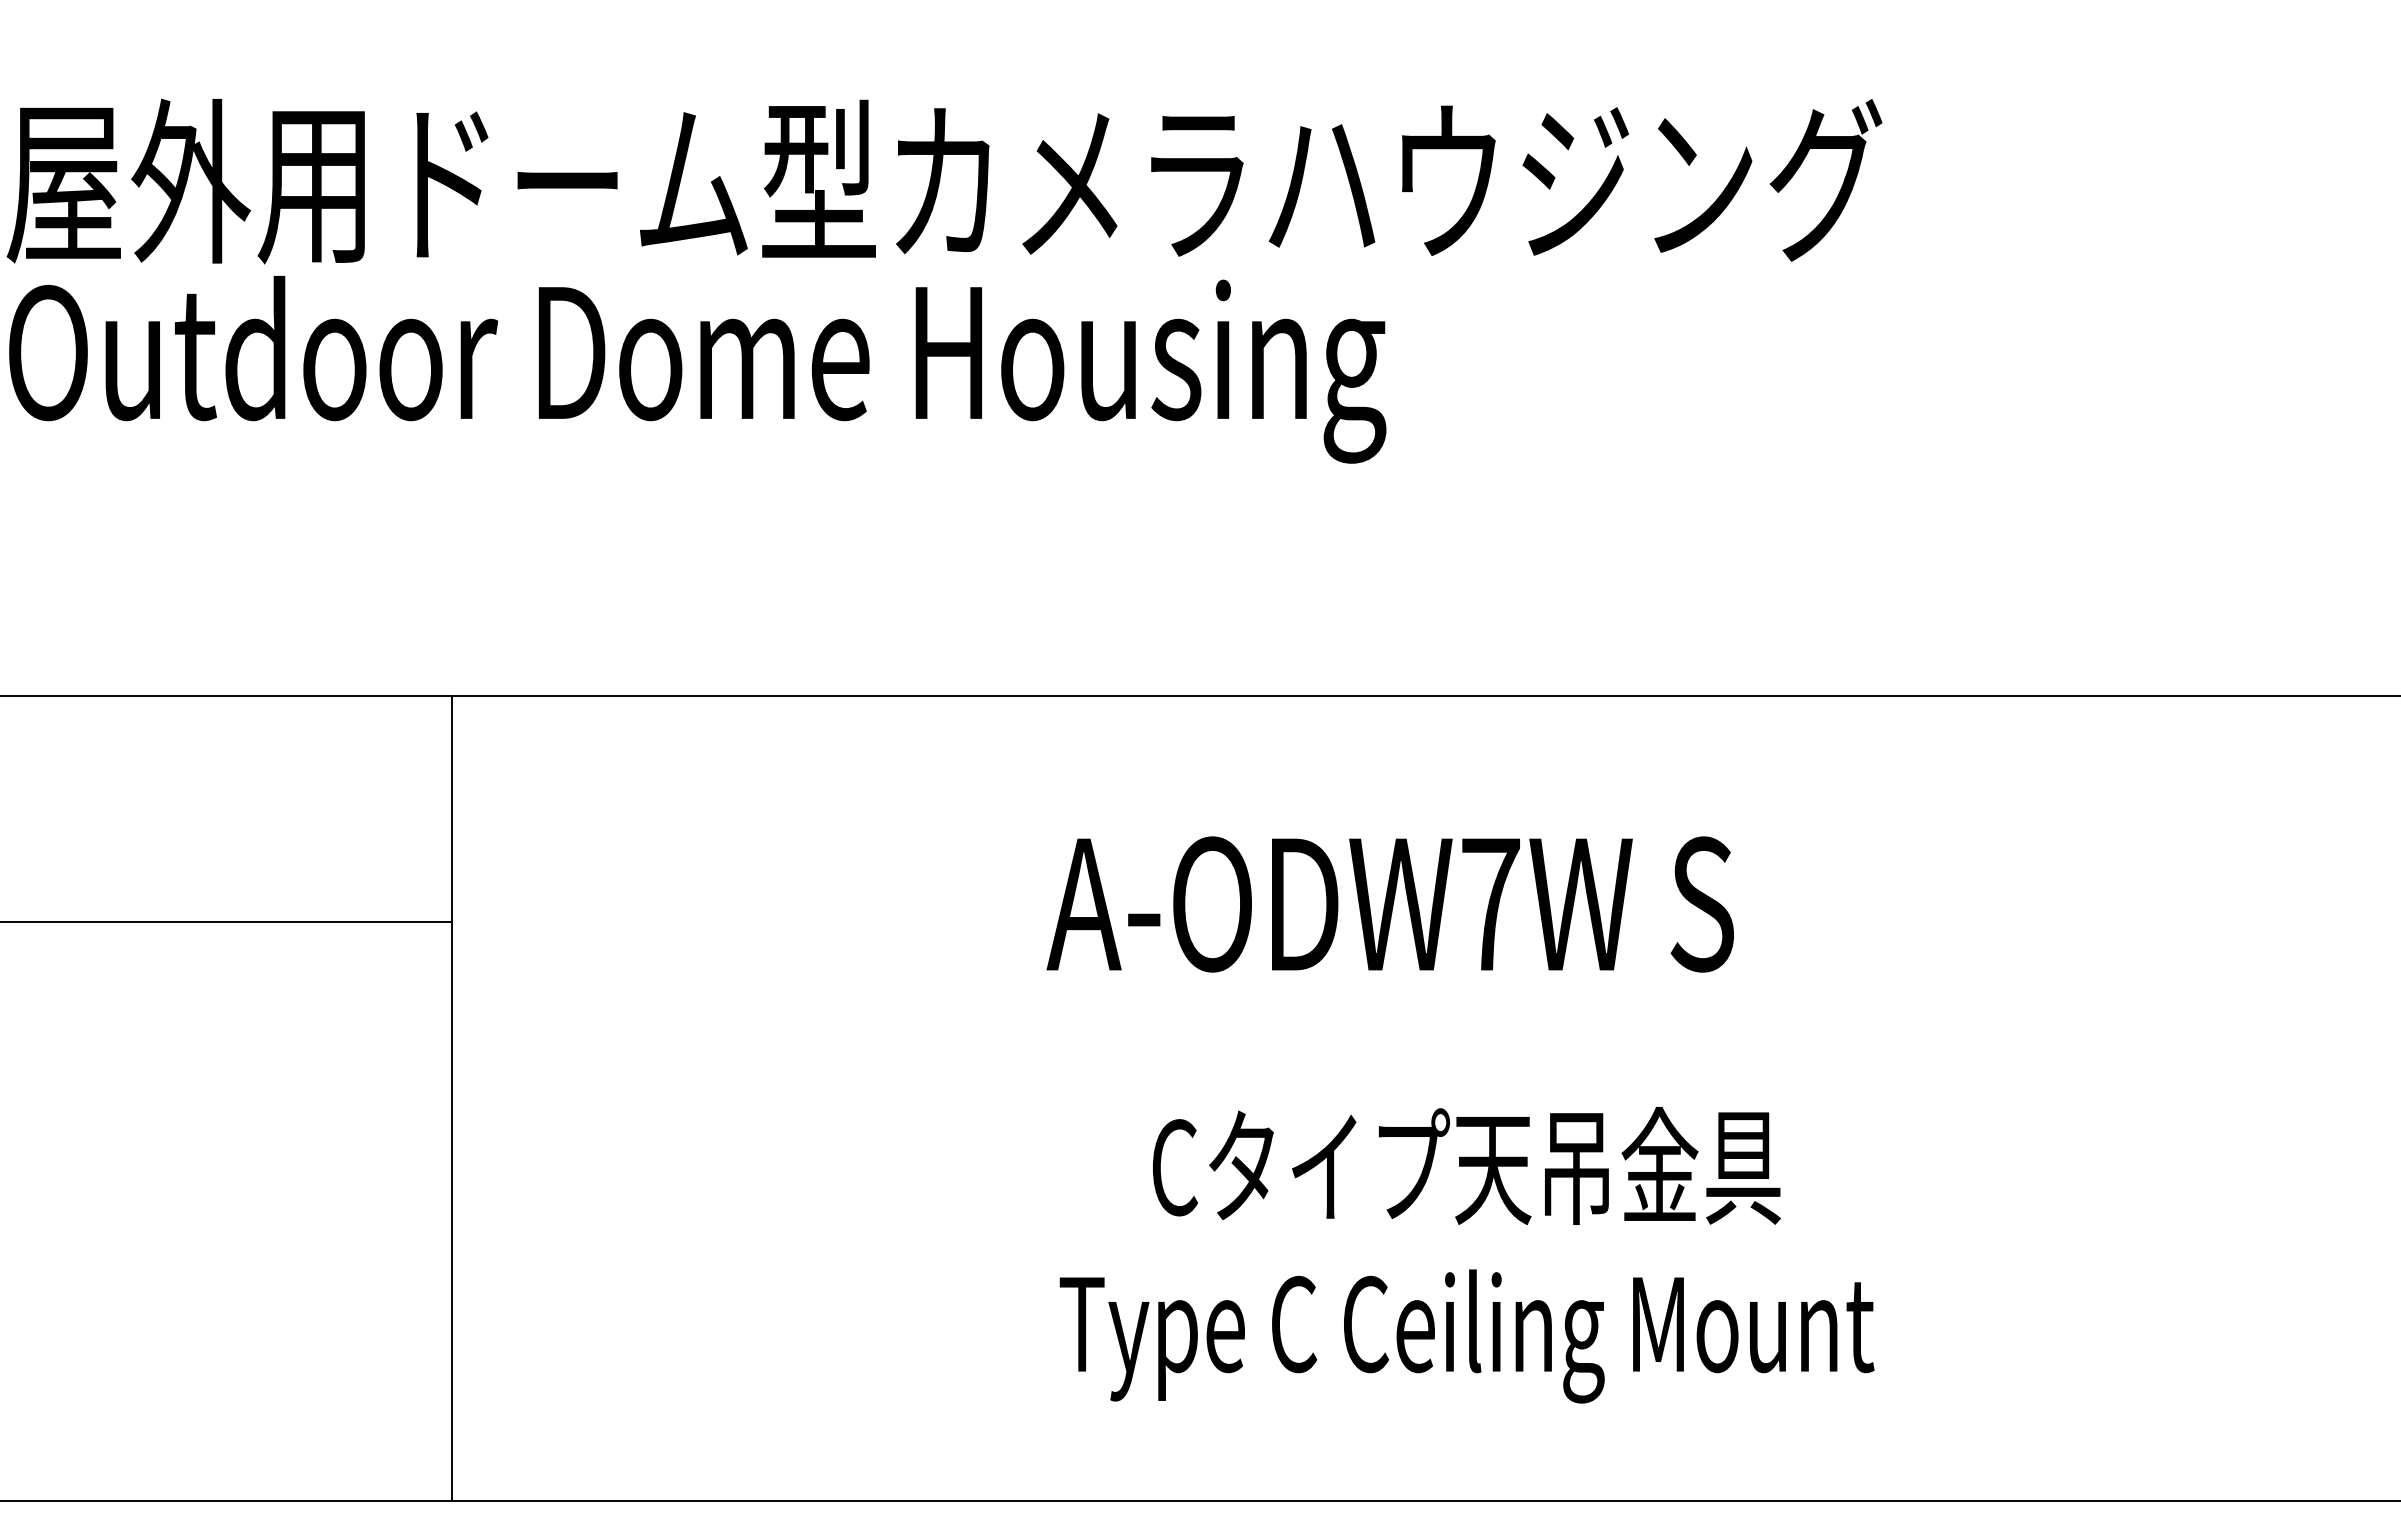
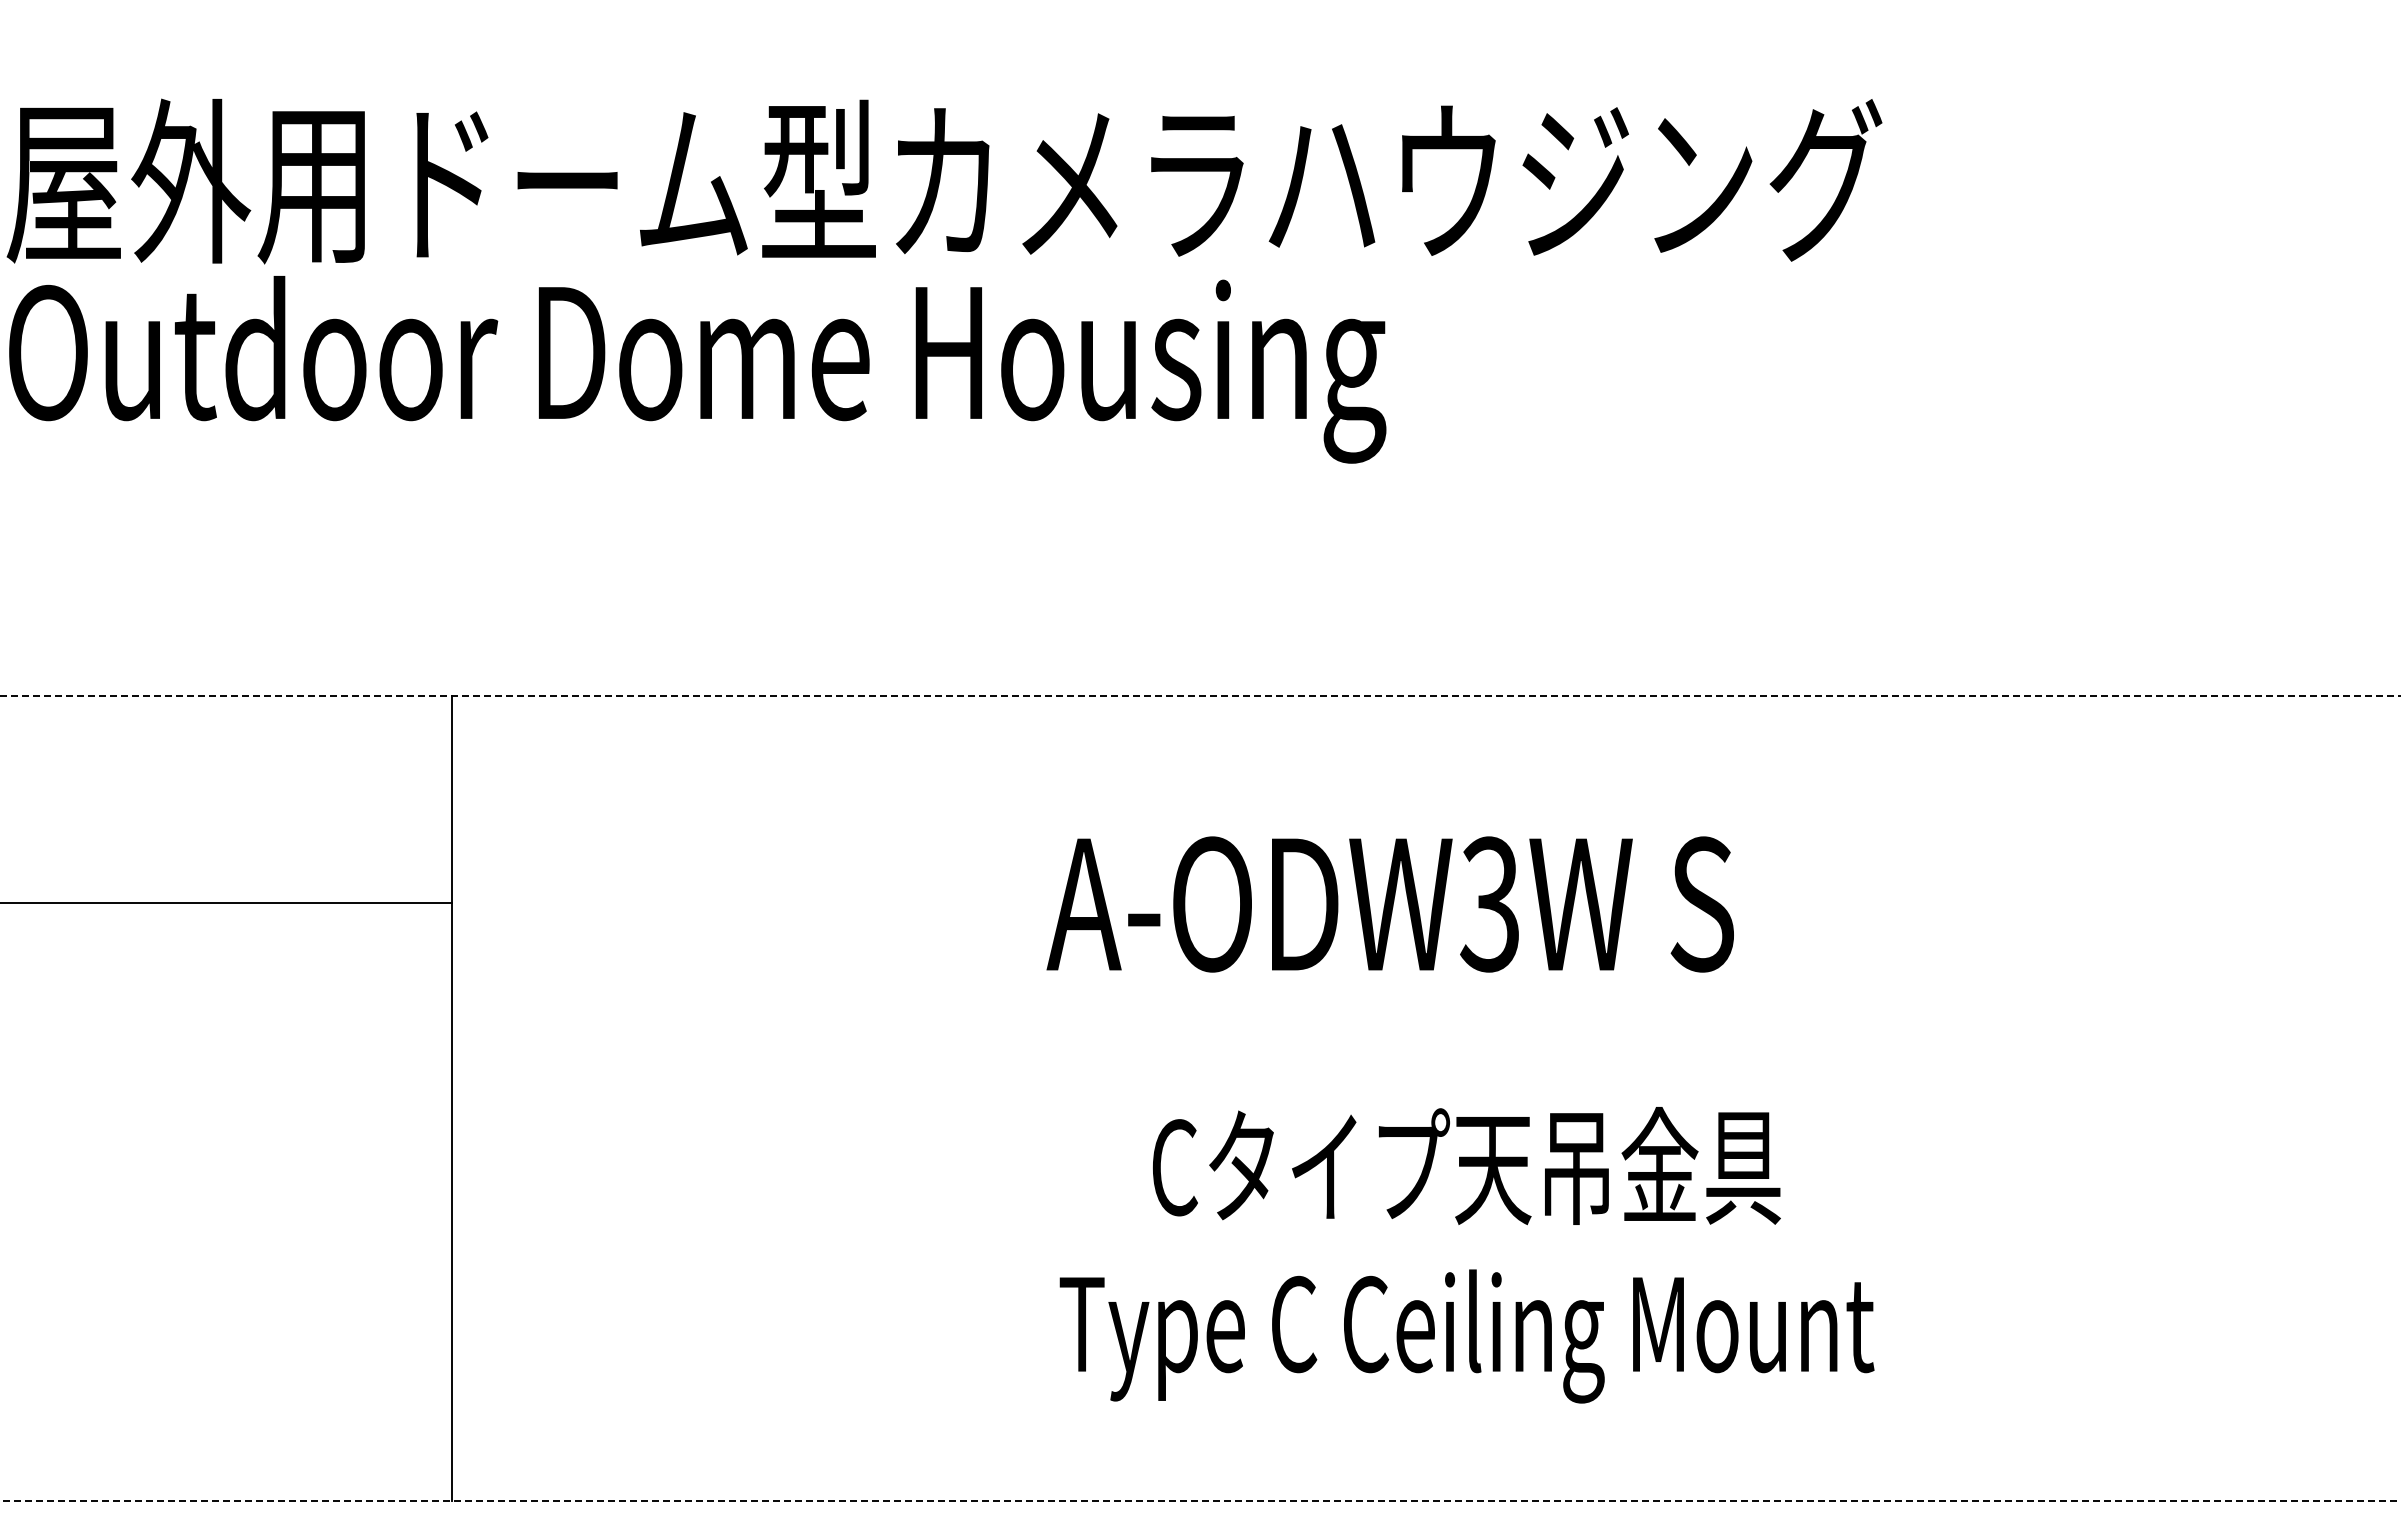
line: solid -> dashed (1200, 696)
text: A-ODW7W -> A-ODW3W (1489, 904)
line position: (227, 921) -> (227, 902) (227, 902)
line: solid -> dashed (1200, 1501)
